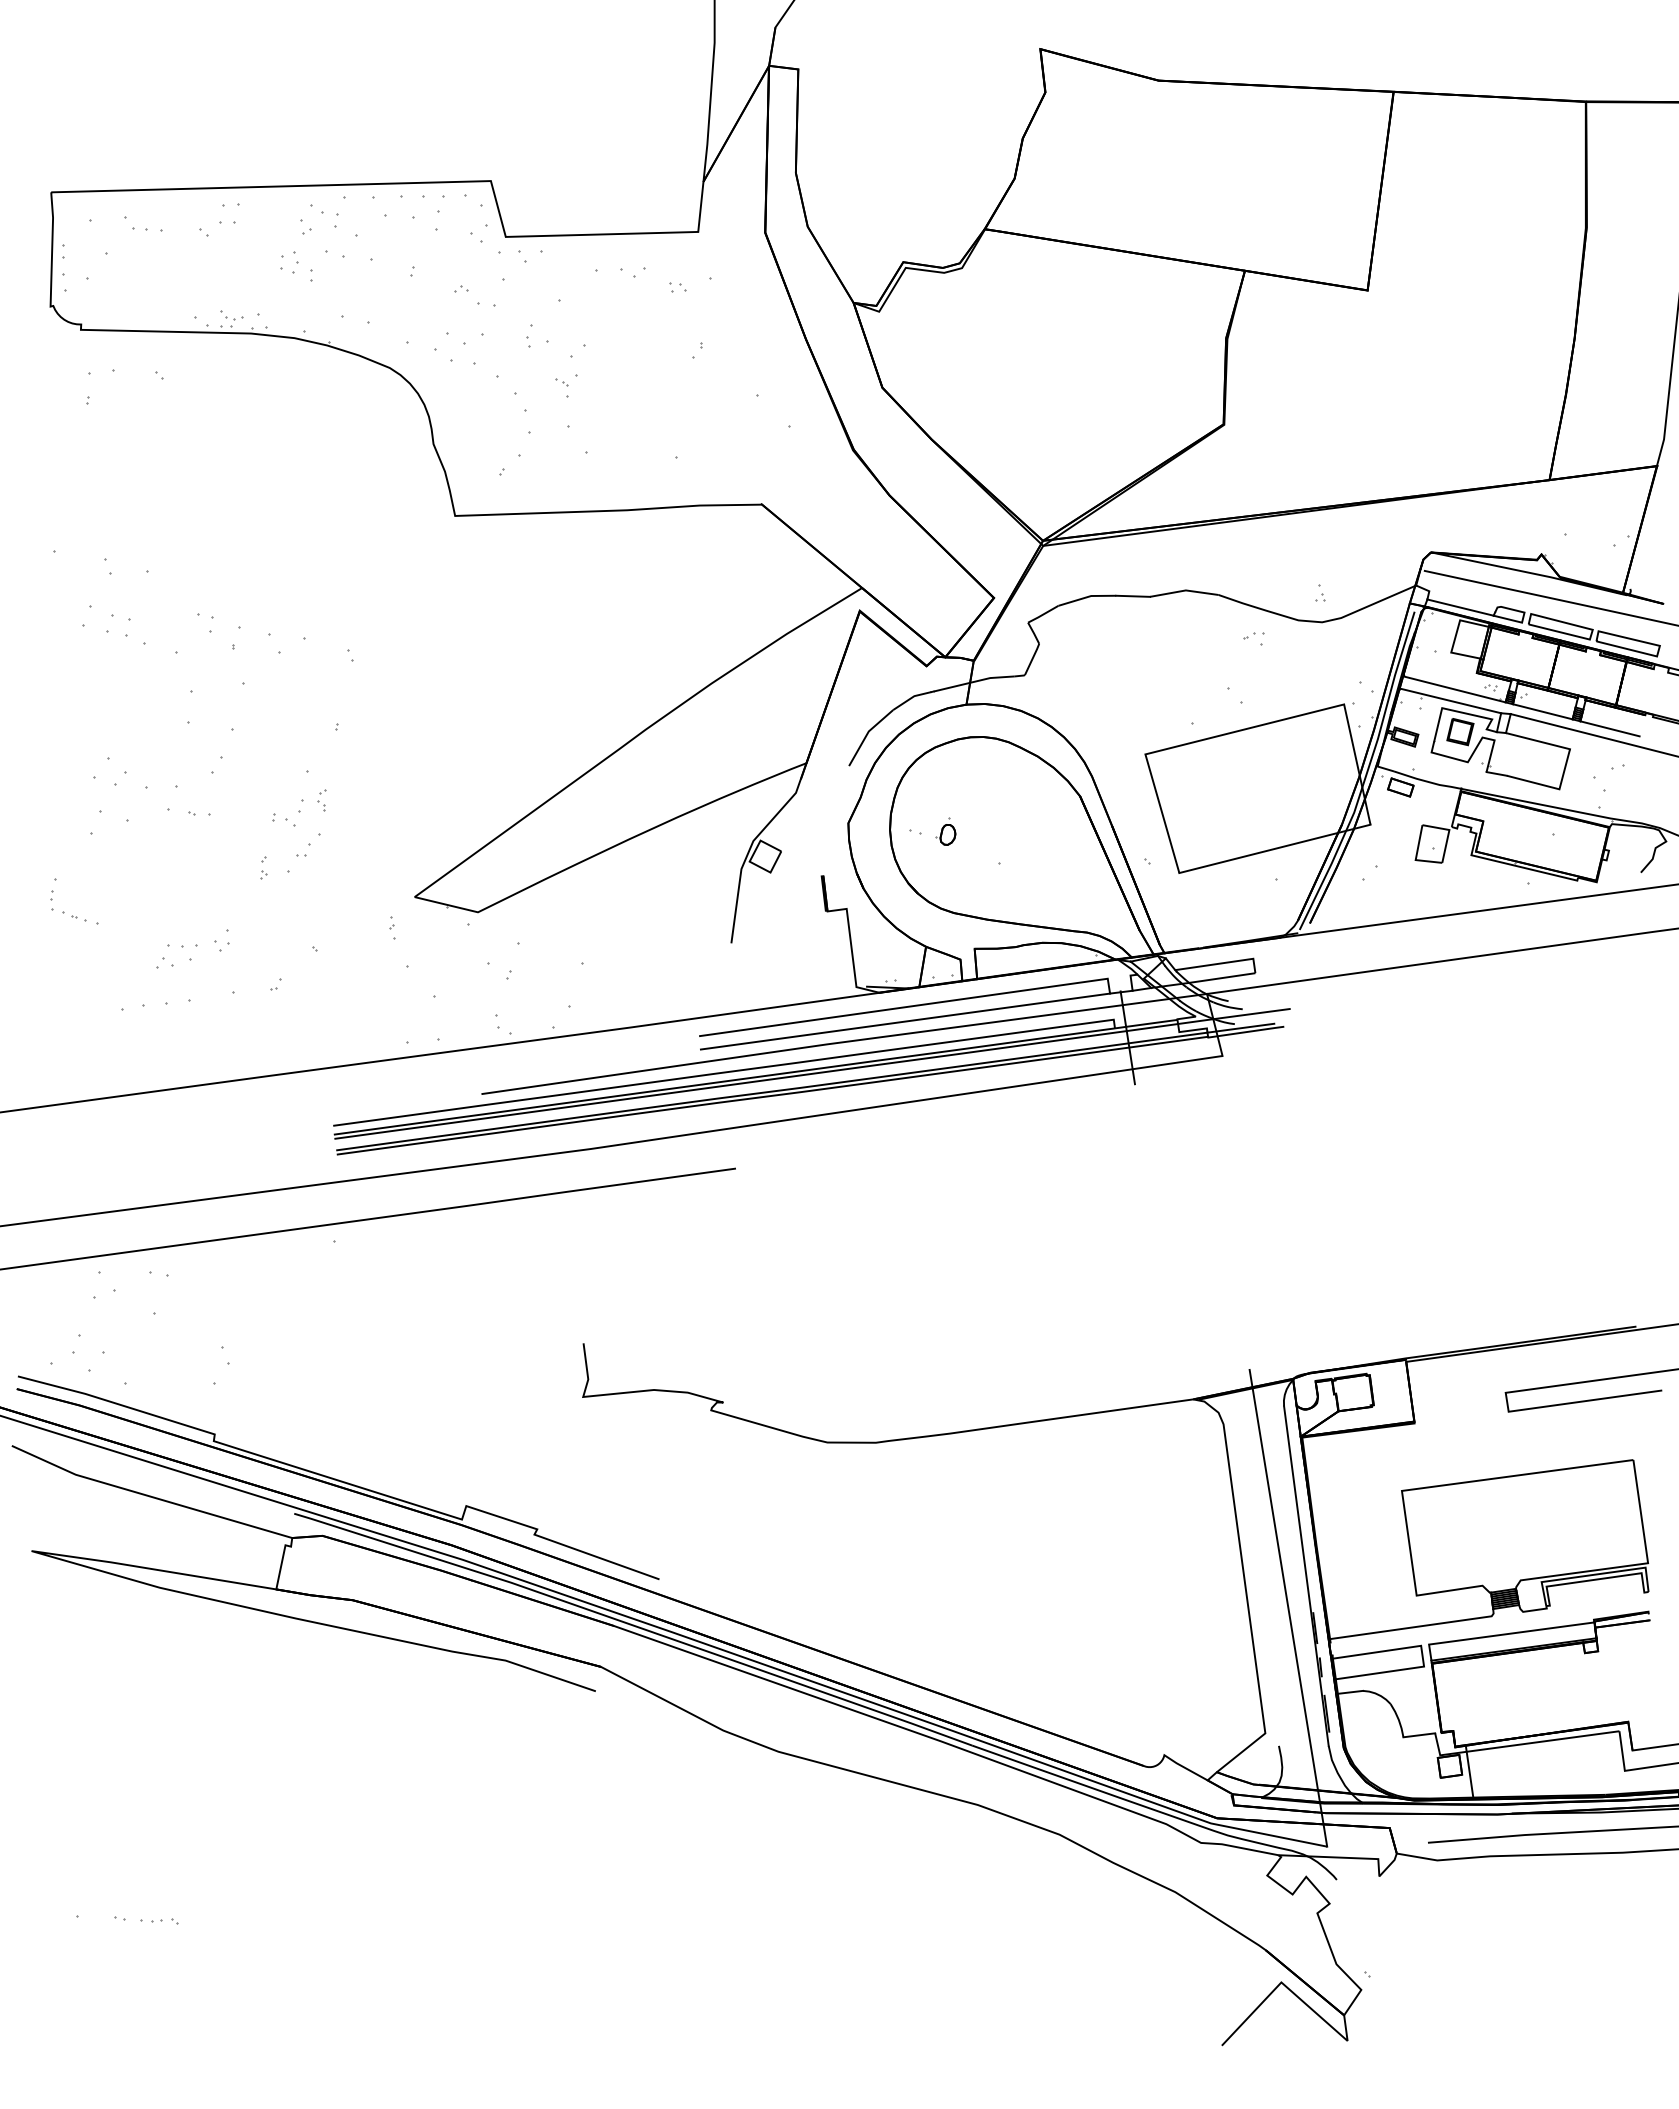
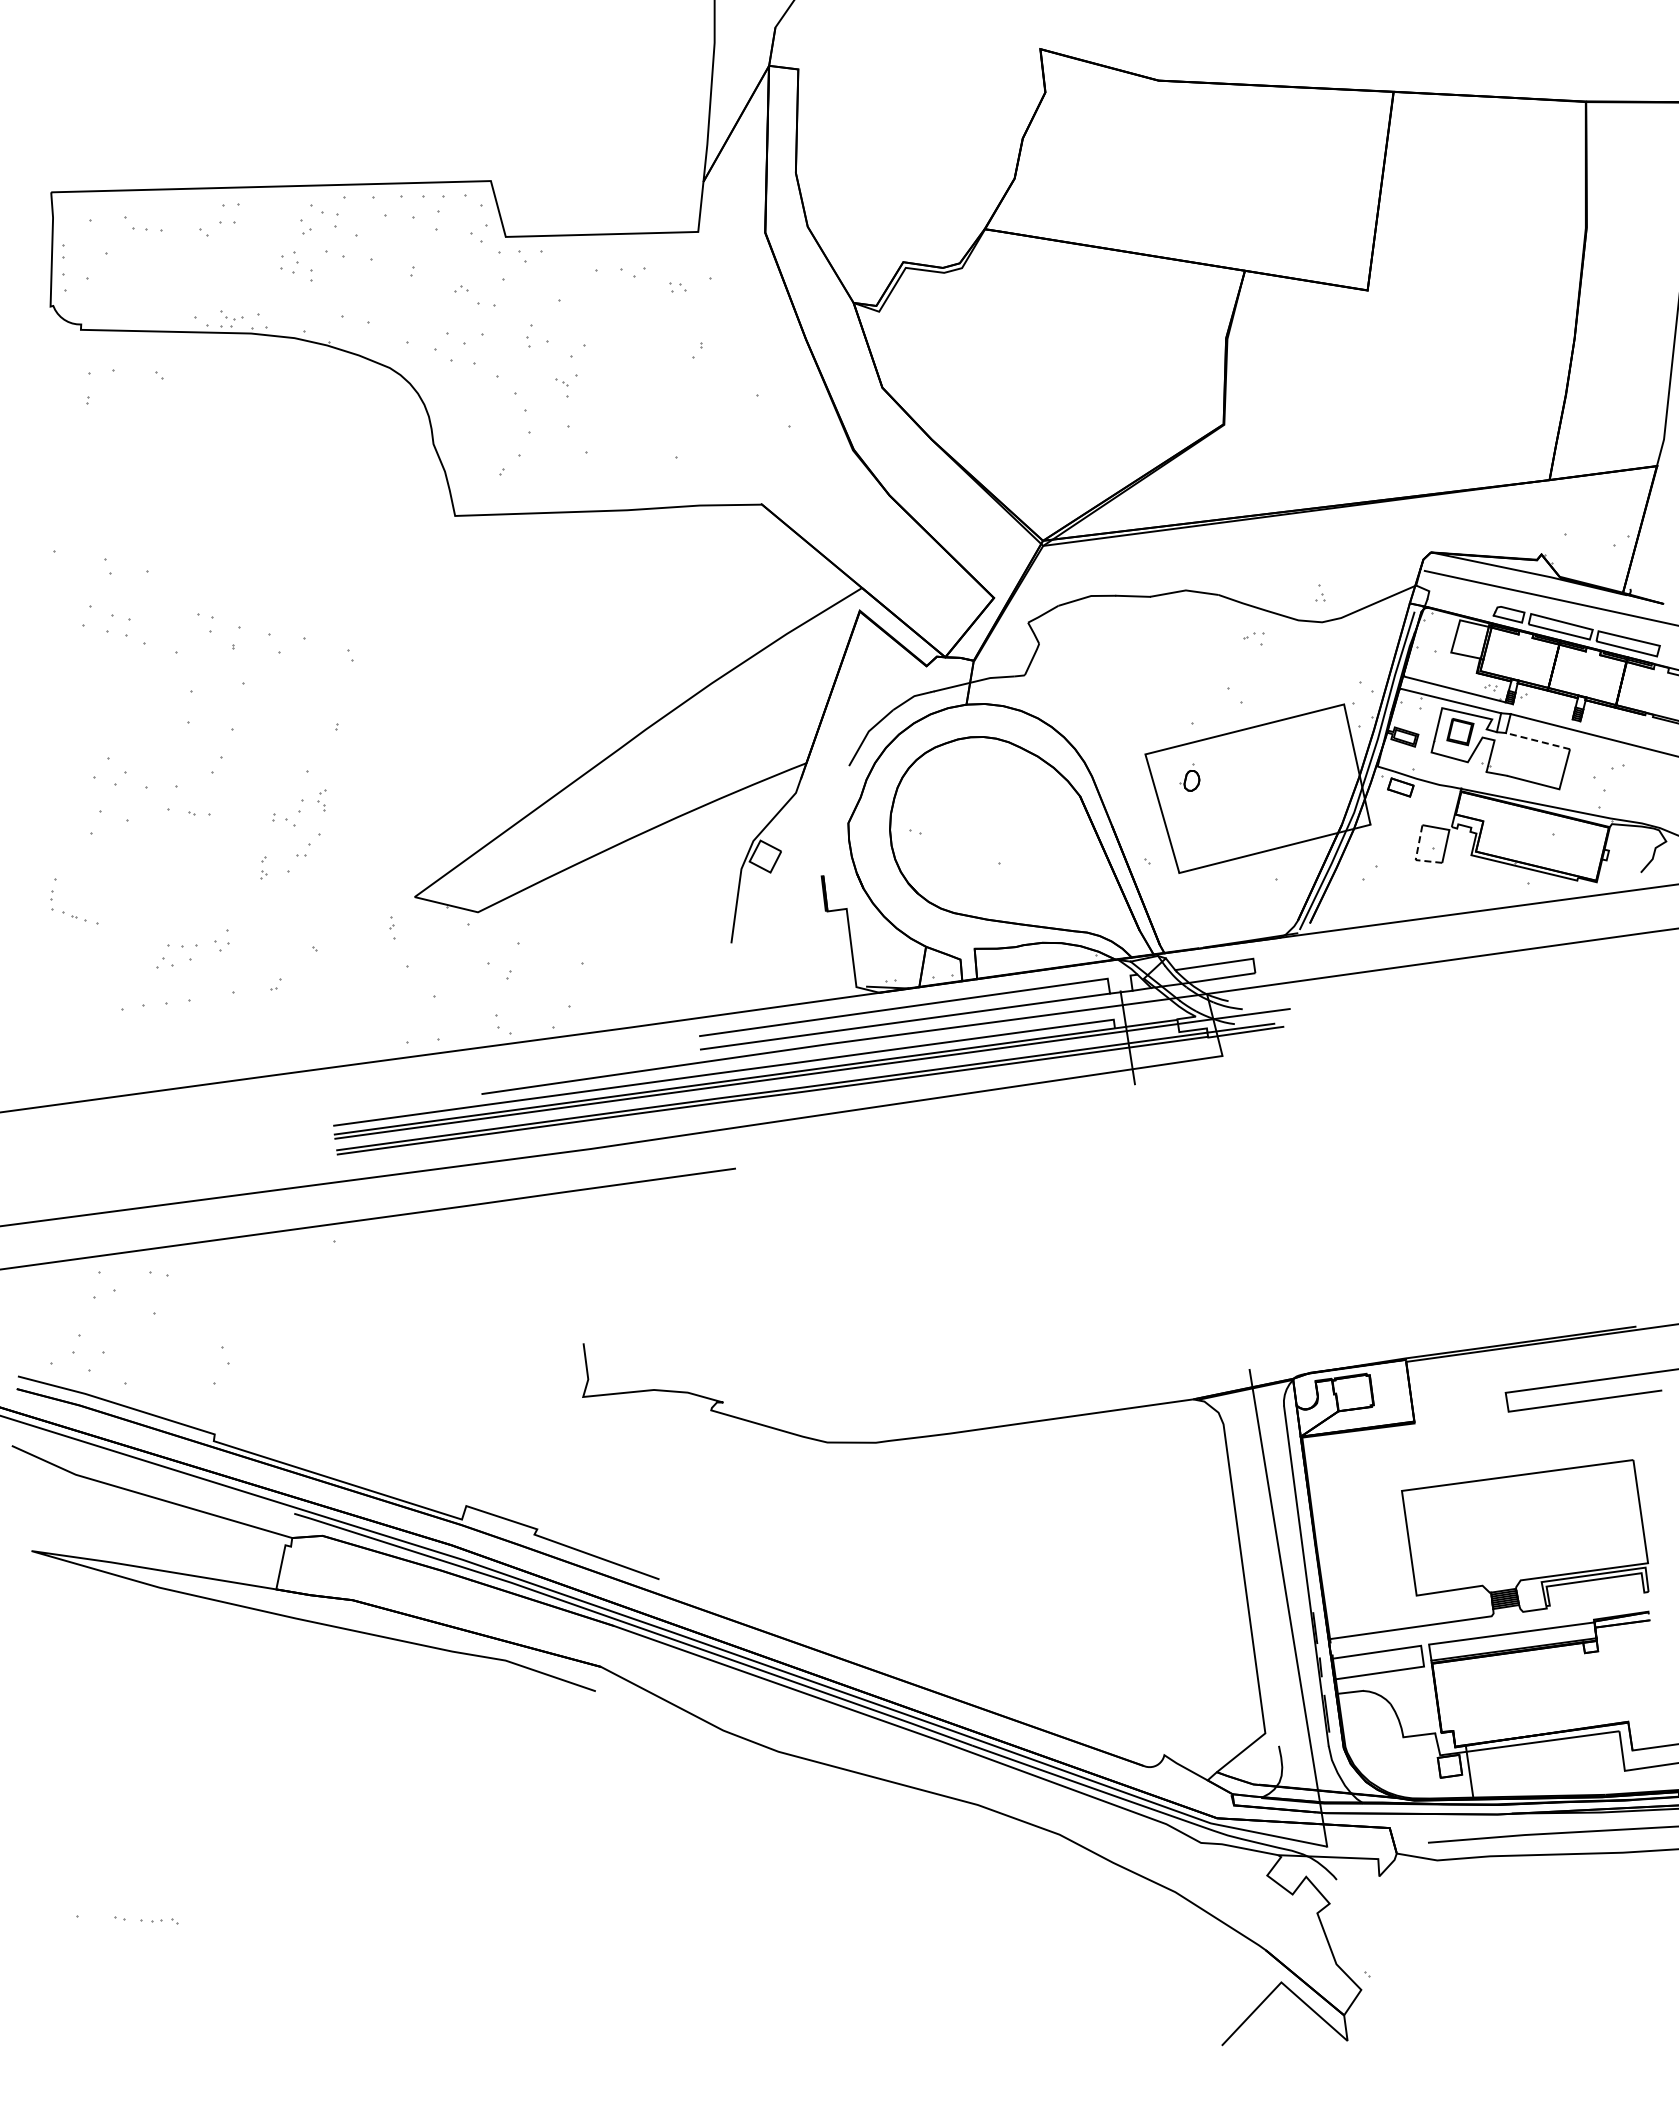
line: present -> none (1460, 607)
line: present -> none (1542, 711)
line: present -> none (1609, 728)
line: solid -> dashed (1537, 741)
part position: (945, 831) -> (1189, 777) (1189, 777)
line: solid -> dashed (1416, 856)
